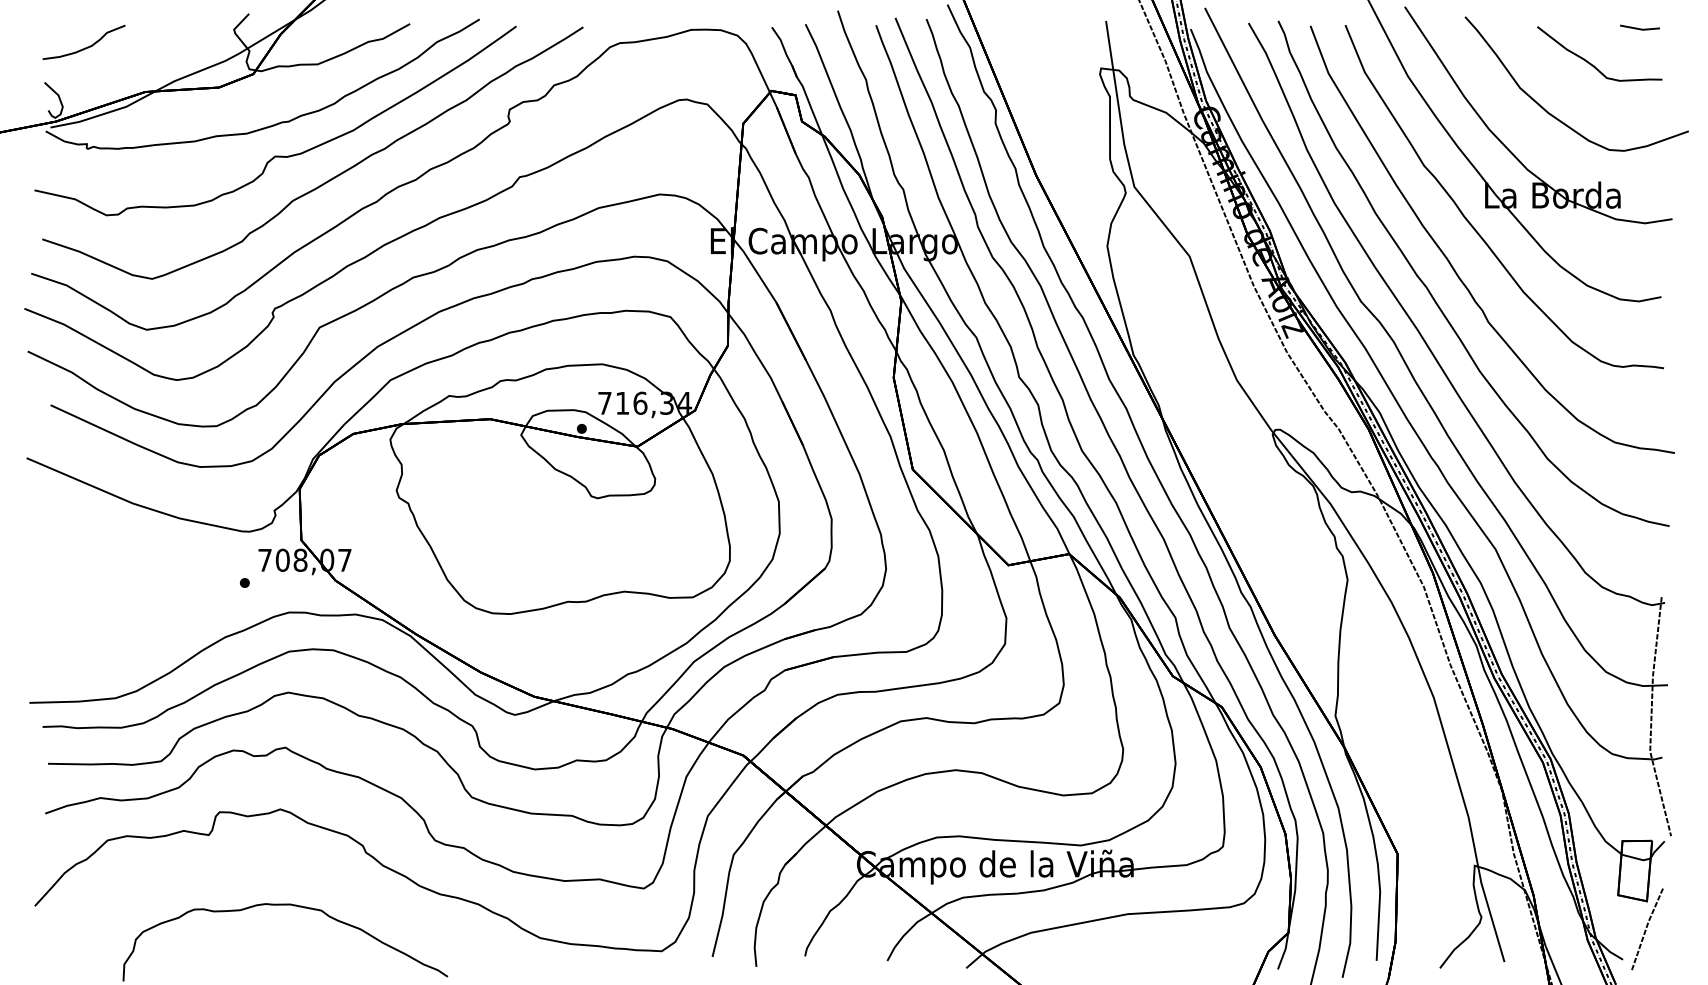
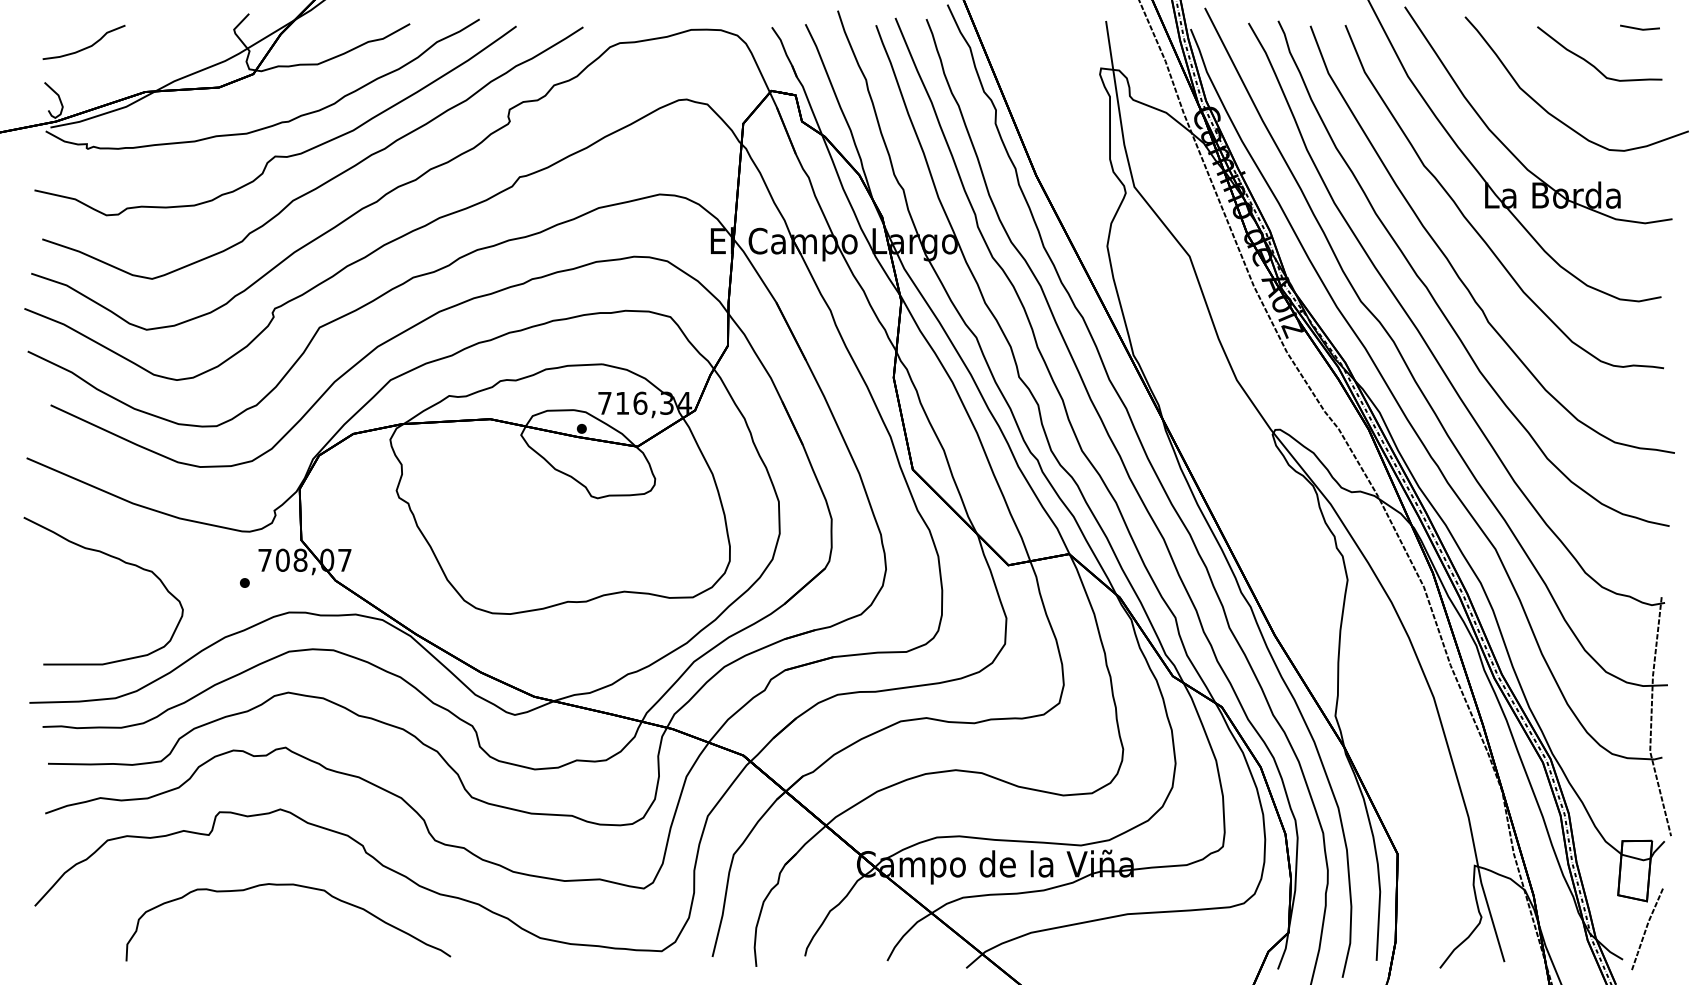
curve: none -> present (114, 558)
curve position: (293, 906) -> (296, 886) (296, 886)
